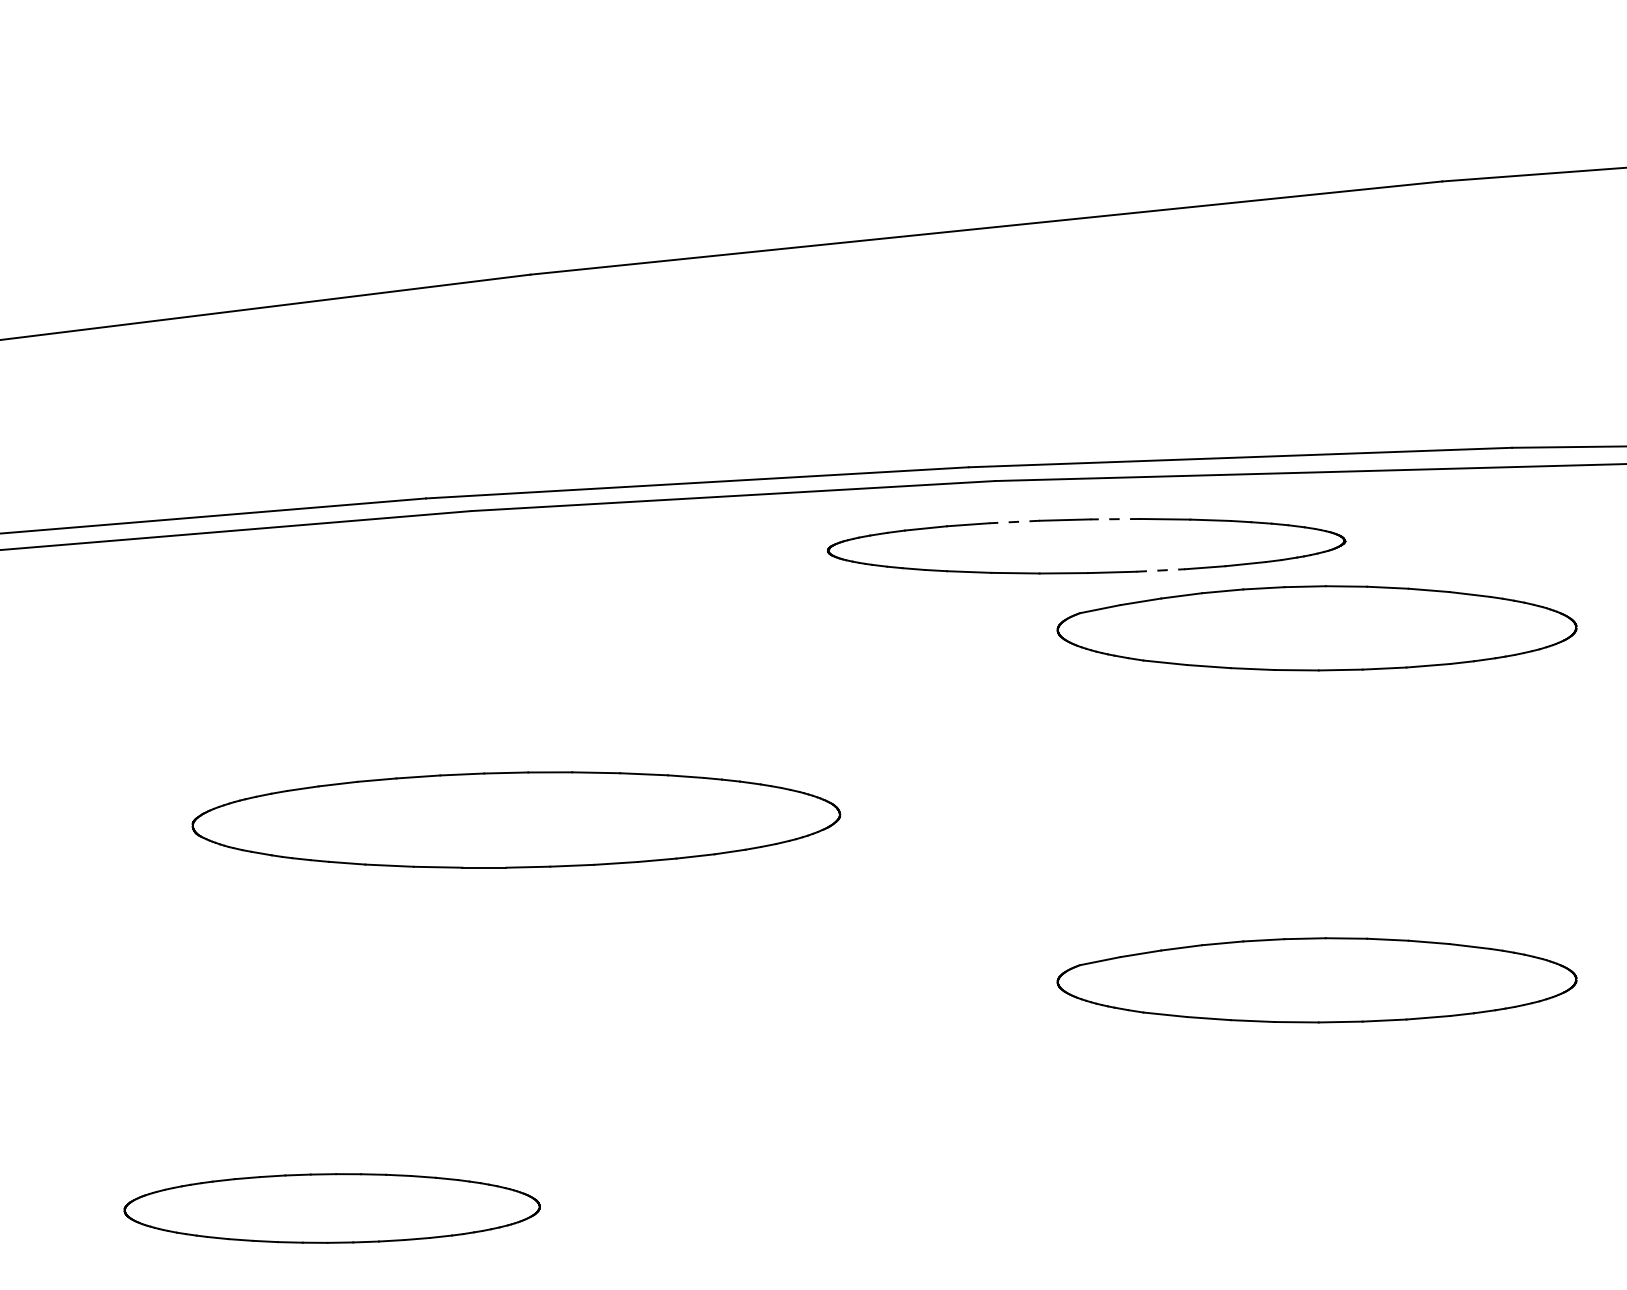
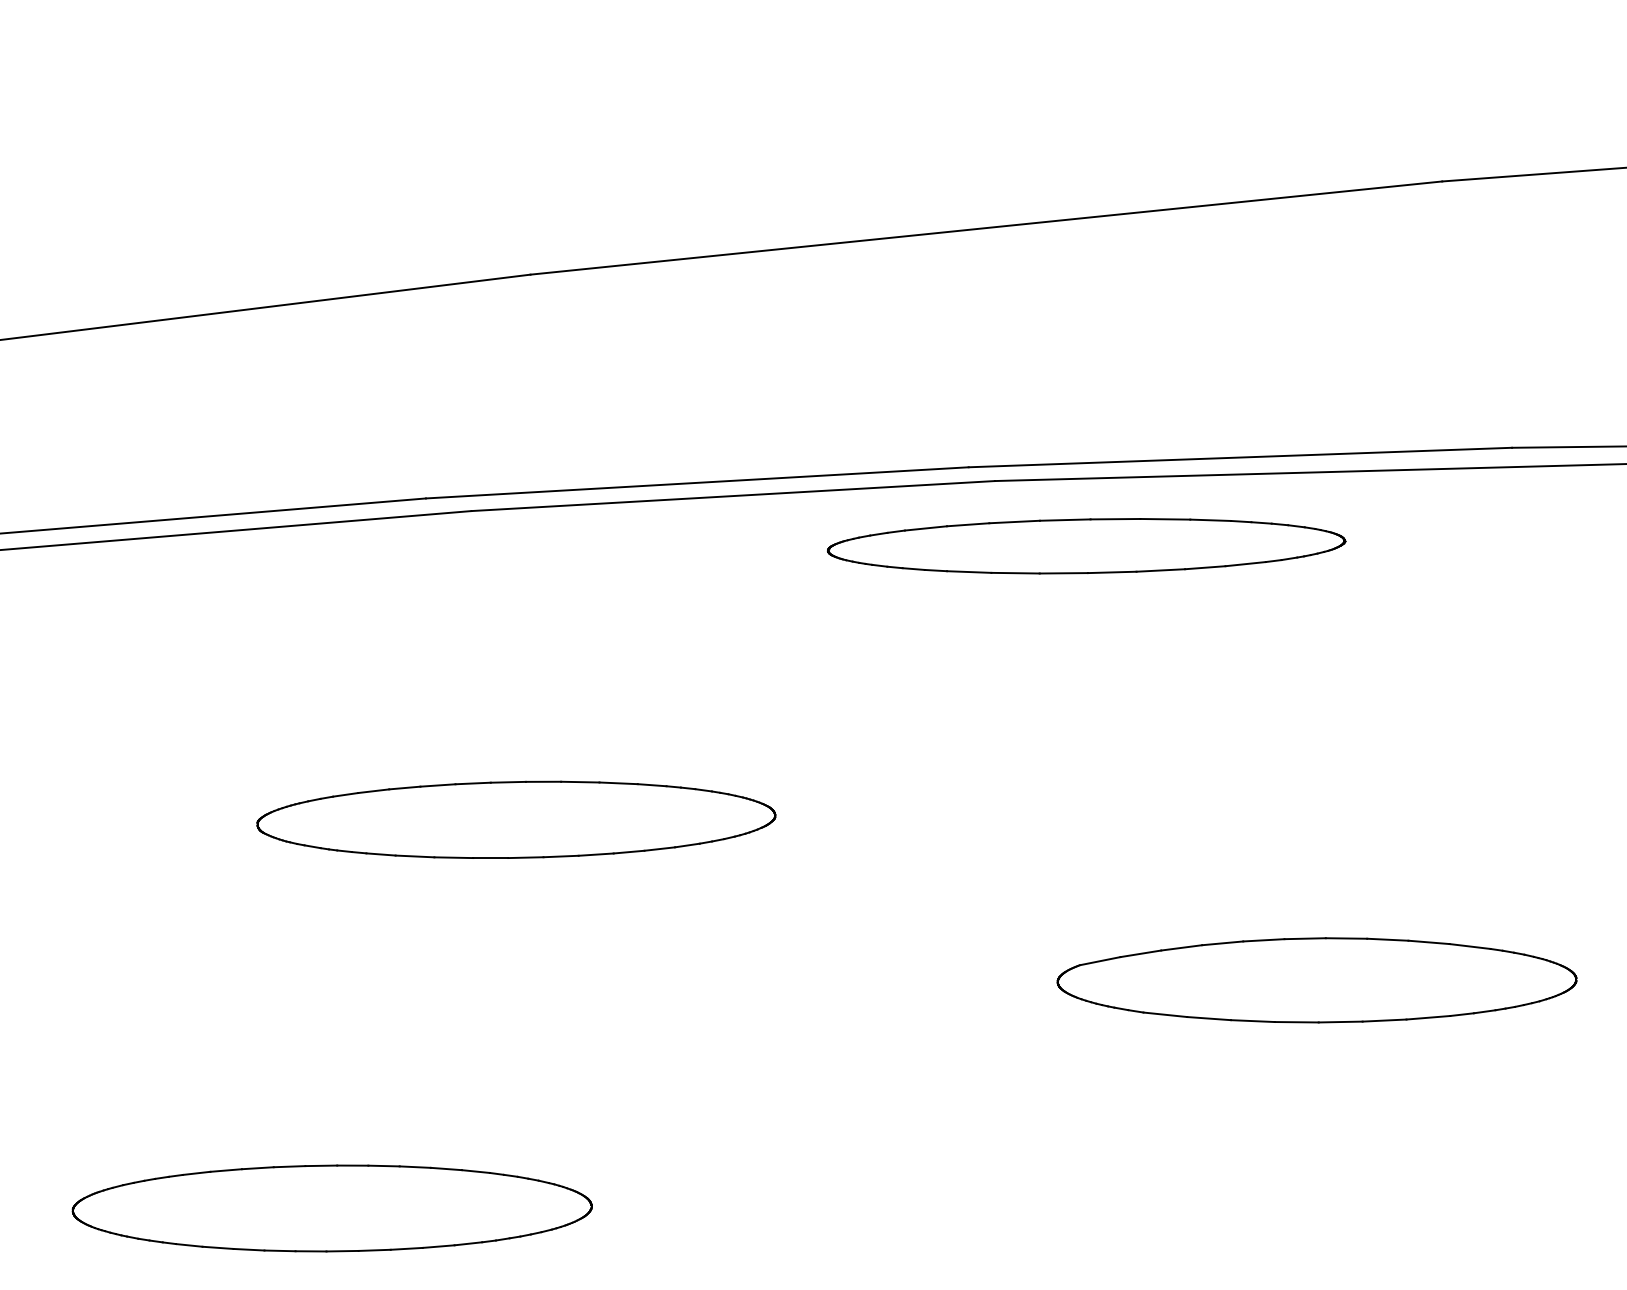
line: dashed -> solid (1115, 519)
line: dashed -> solid (1014, 522)
line: dashed -> solid (1161, 570)
part: present -> none (1316, 628)
part size: 651x98 px -> 521x79 px (516, 819)
part size: 418x71 px -> 522x89 px (331, 1208)
